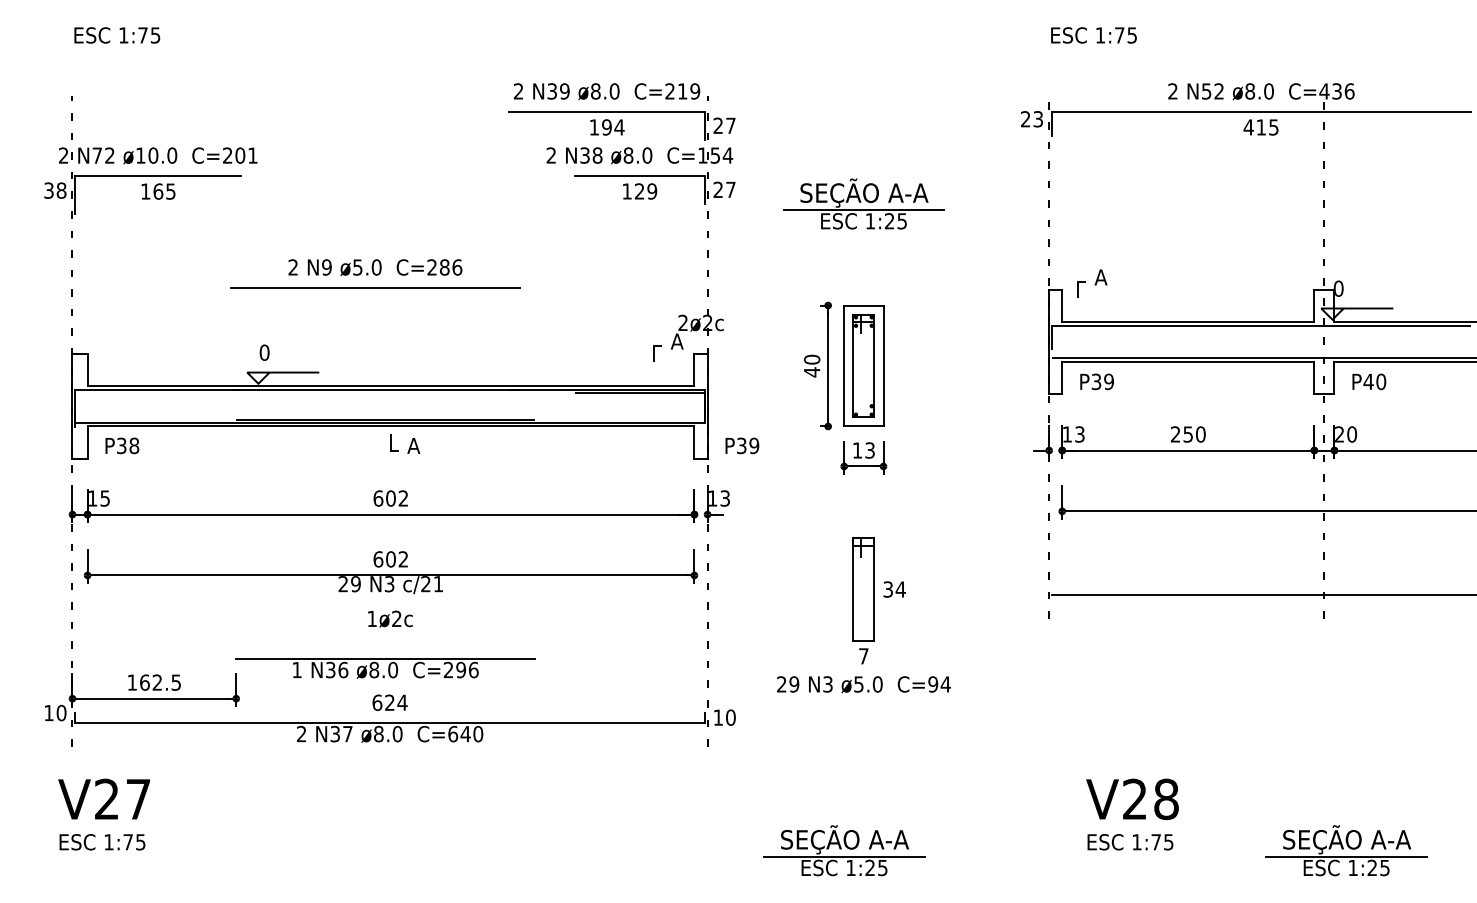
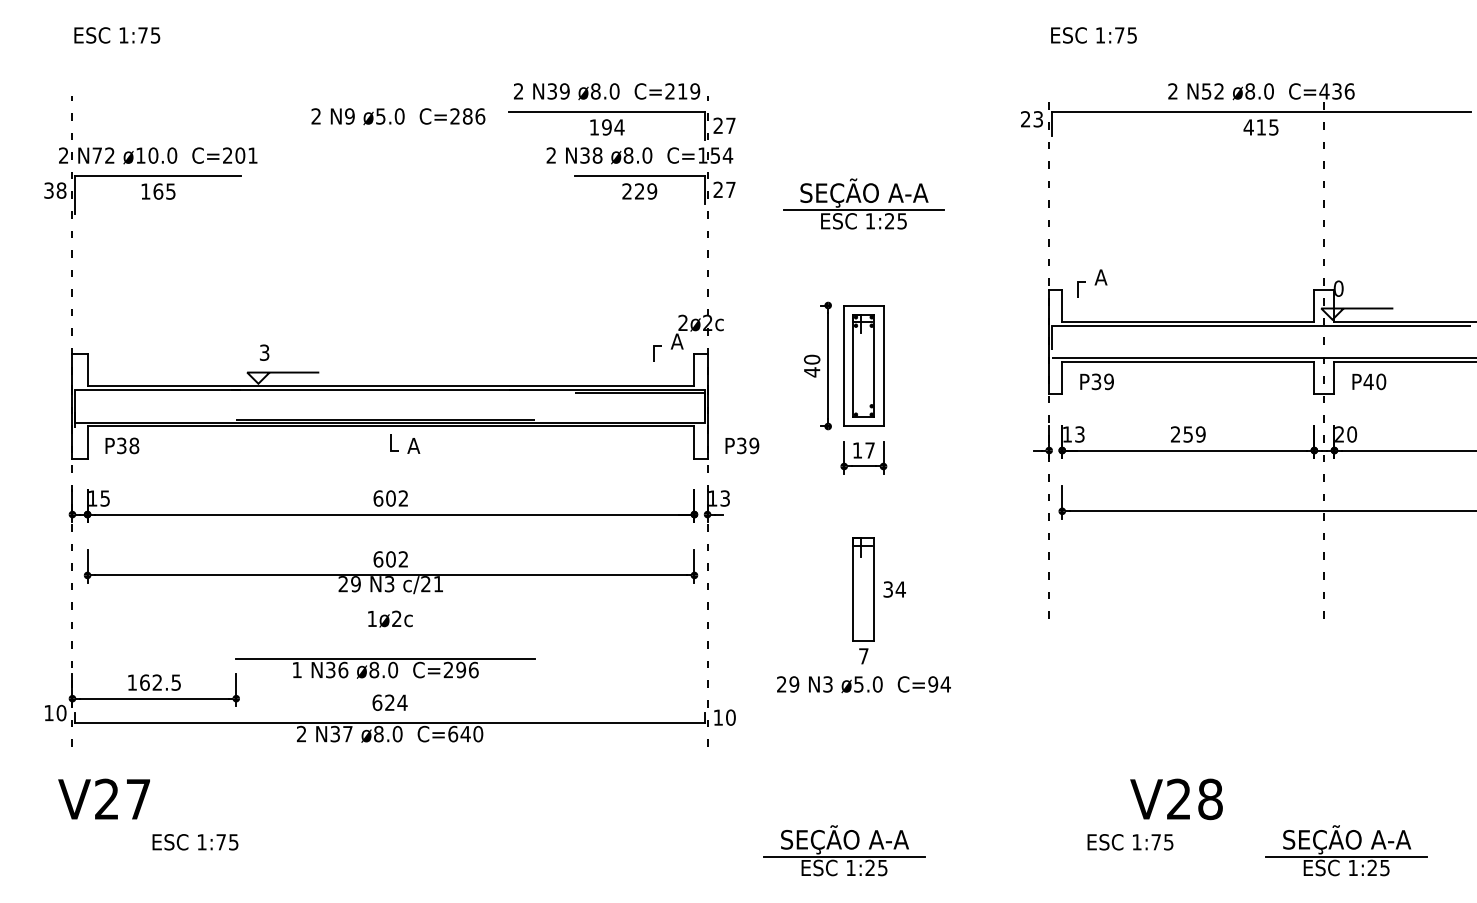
text: 129 -> 229 (626, 191)
text position: (375, 267) -> (398, 116) (398, 116)
line: present -> none (375, 288)
text: 0 -> 3 (264, 352)
text: 250 -> 259 (1200, 434)
text: 13 -> 17 (869, 450)
line: present -> none (1262, 594)
text position: (1132, 799) -> (1176, 799) (1176, 799)
text position: (102, 842) -> (195, 842) (195, 842)
